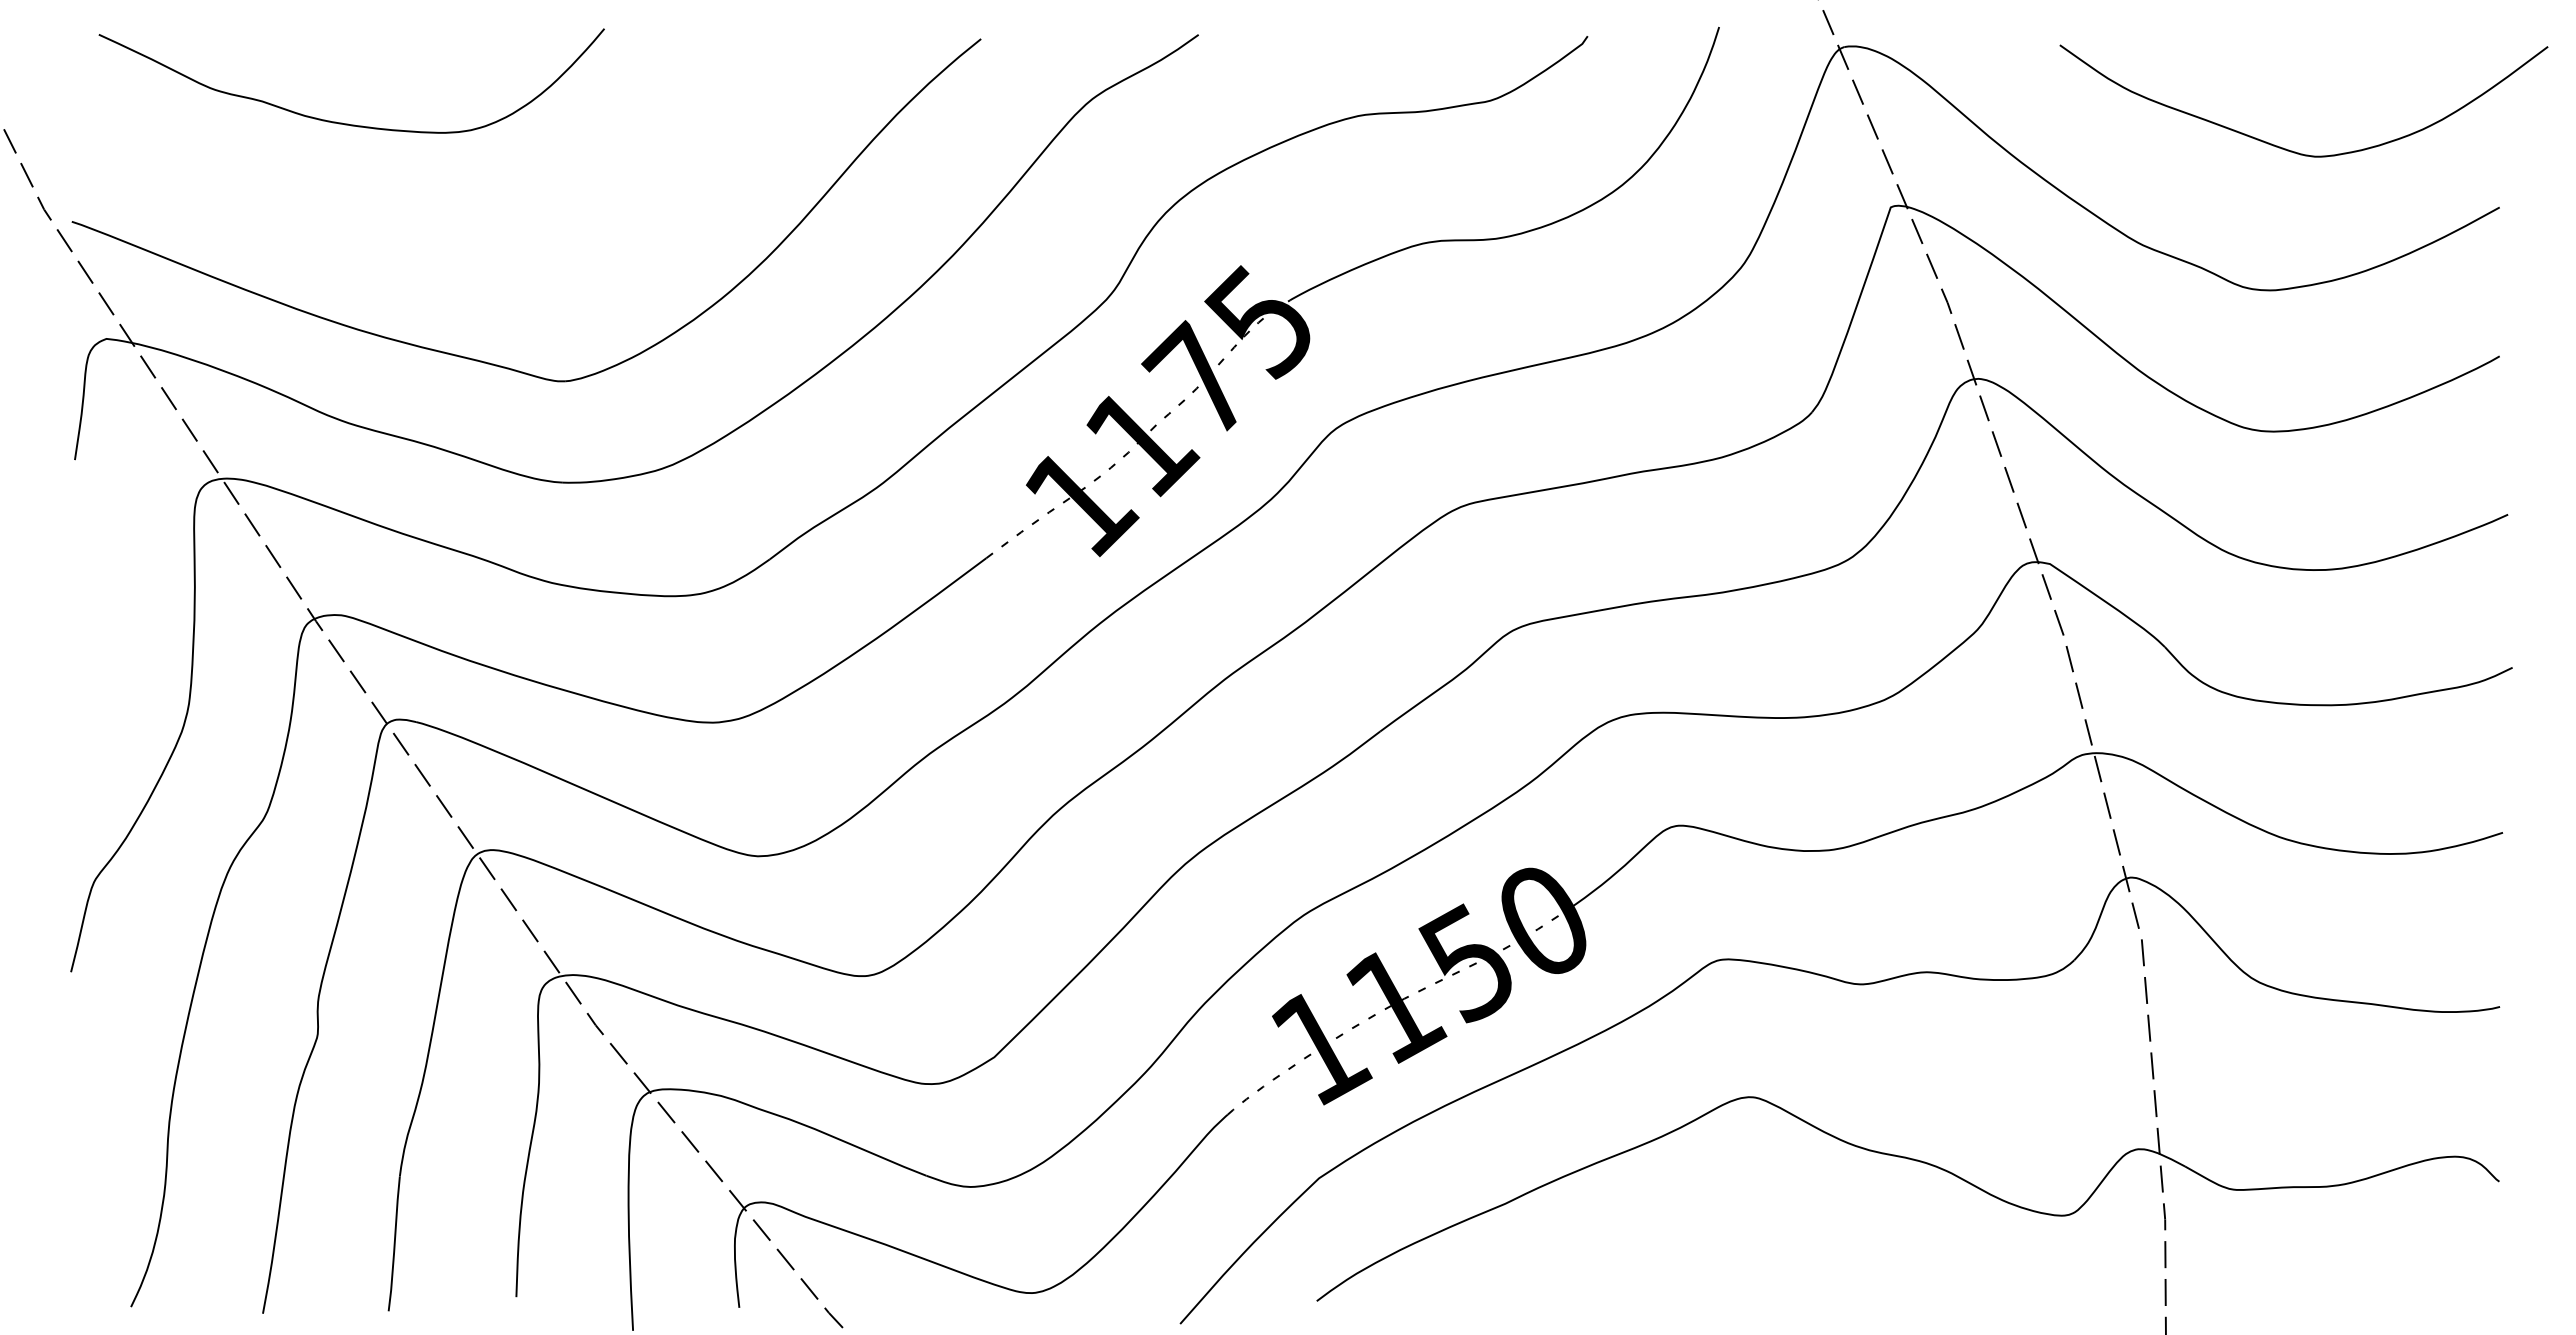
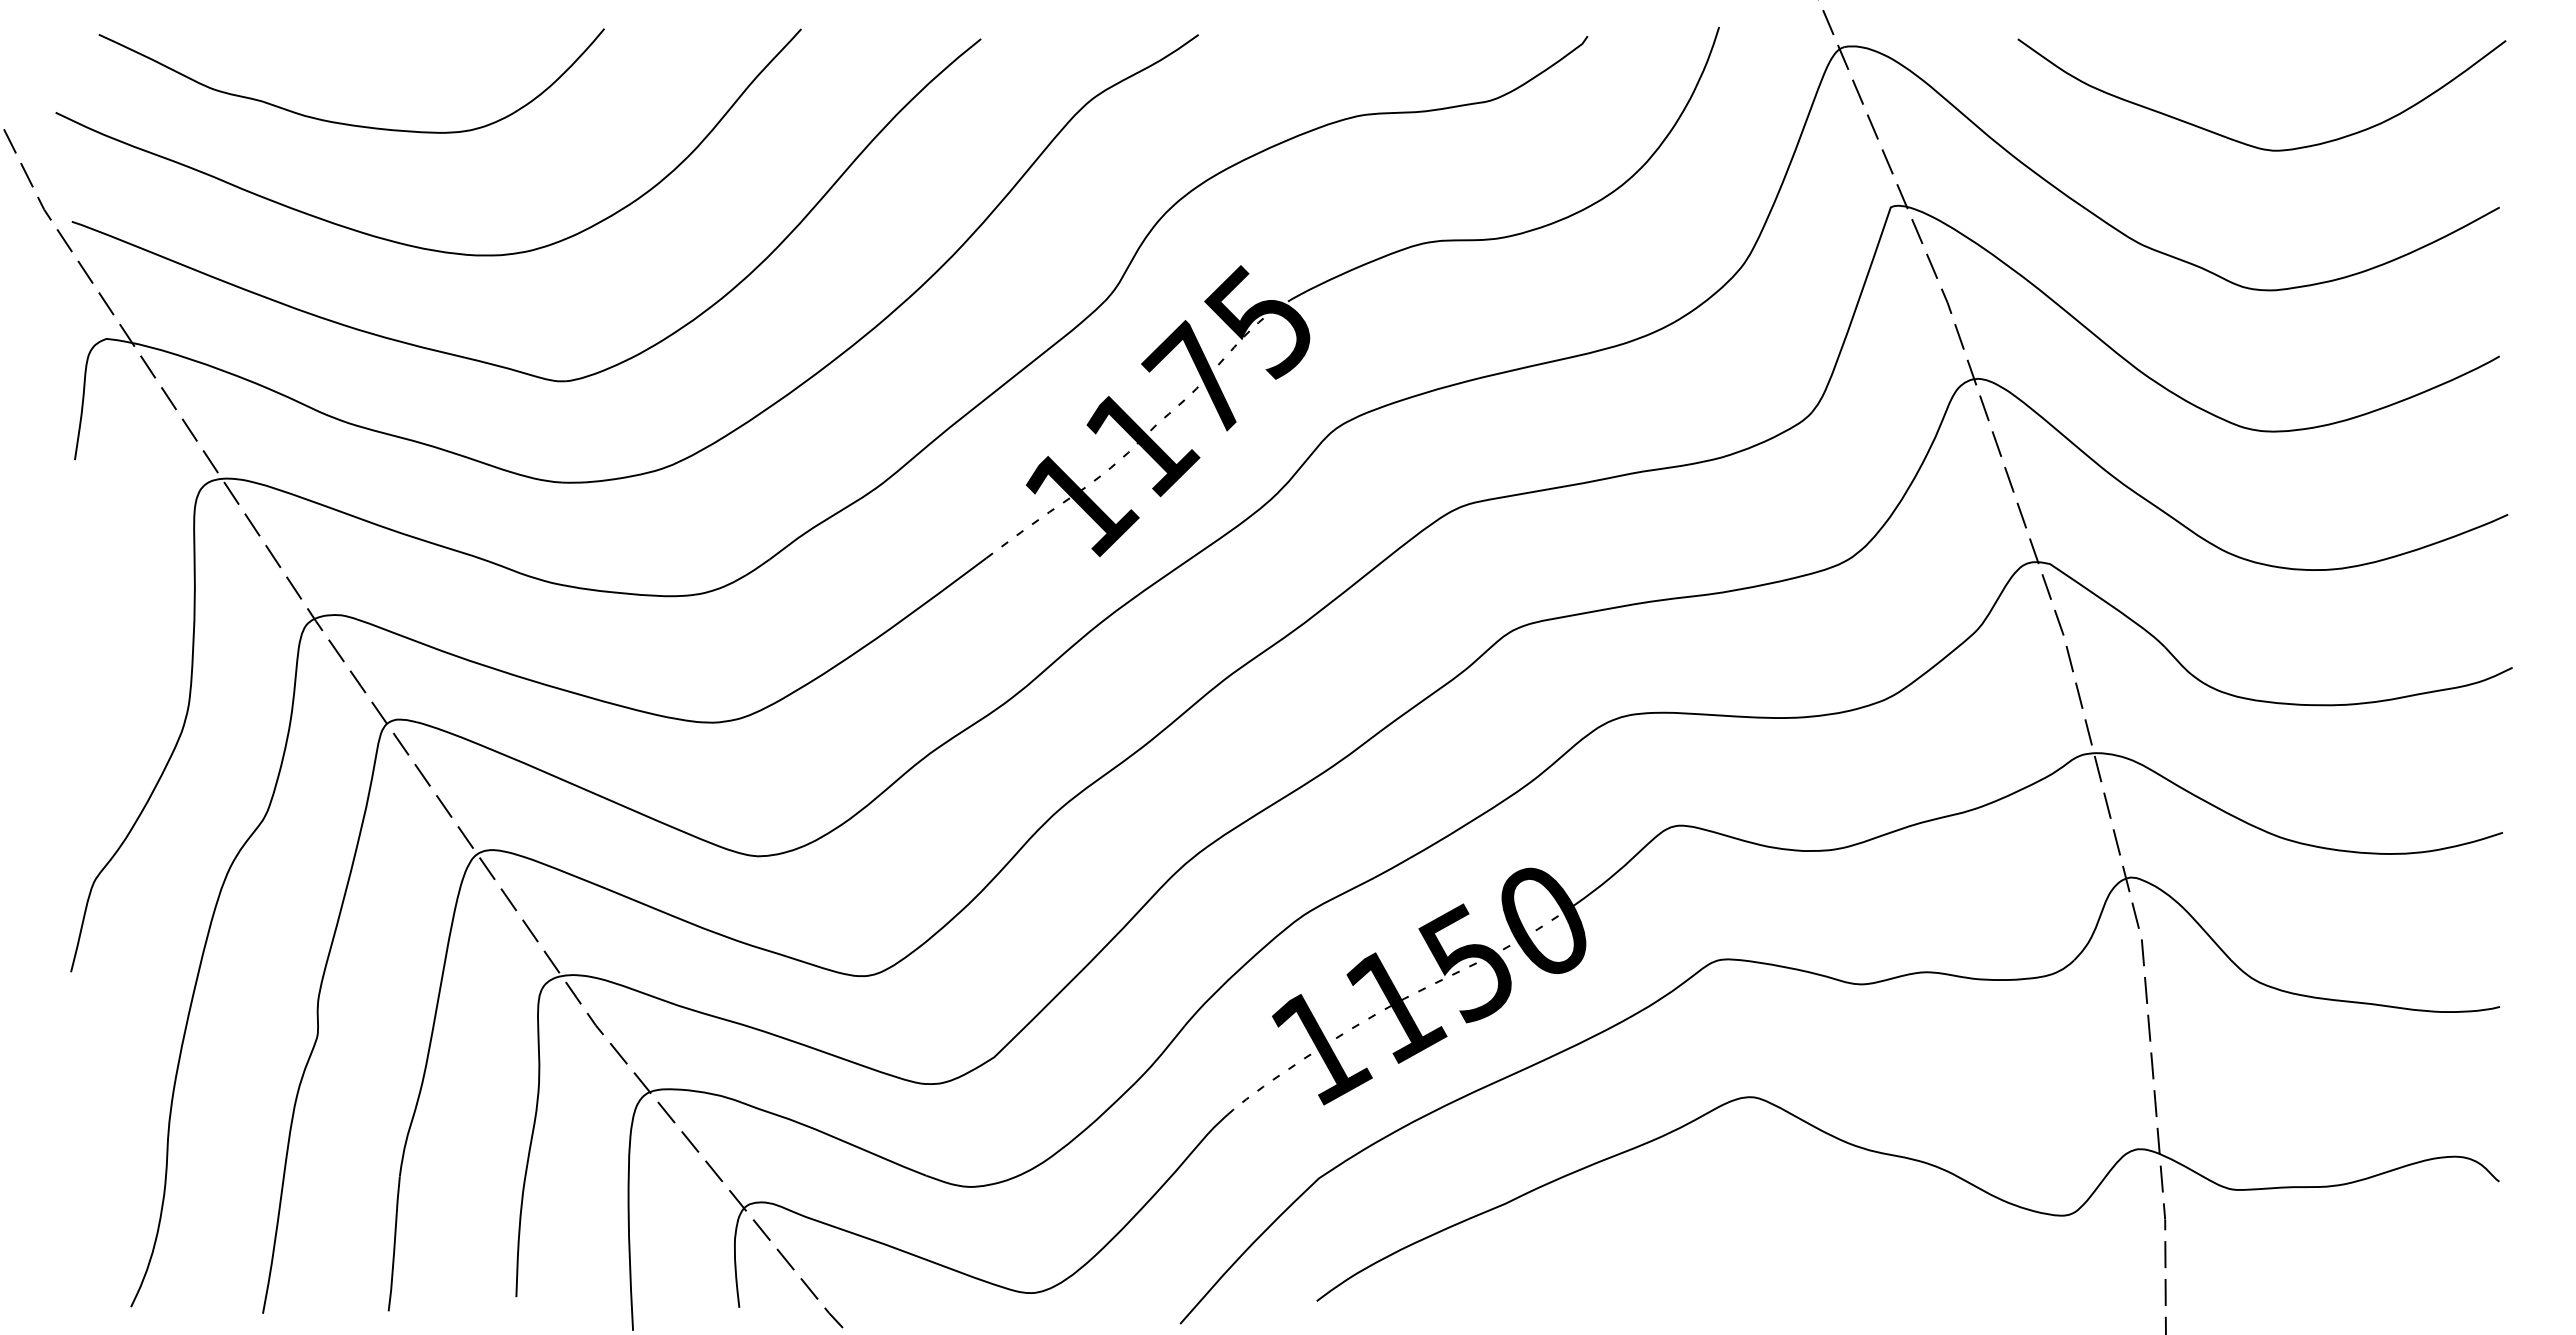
curve position: (2286, 148) -> (2244, 142) (2244, 142)
curve: none -> present (410, 244)
